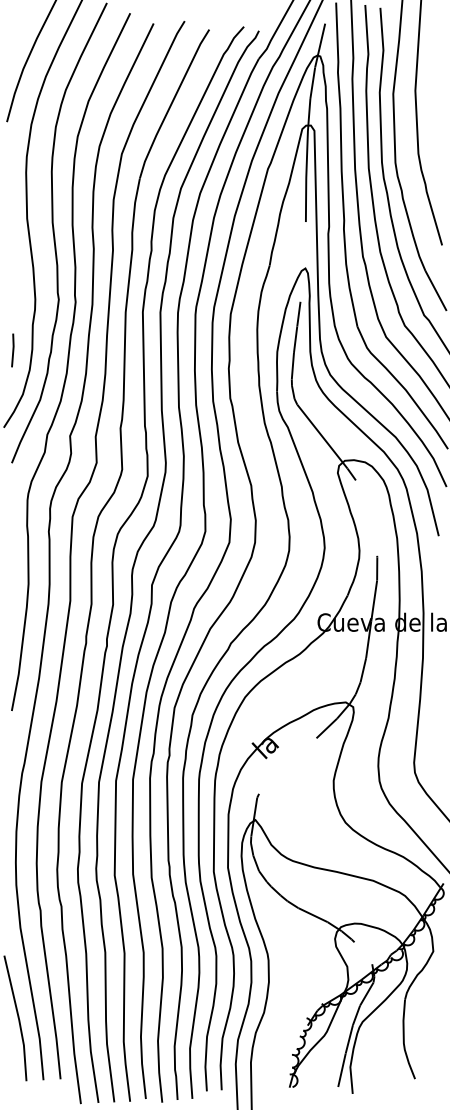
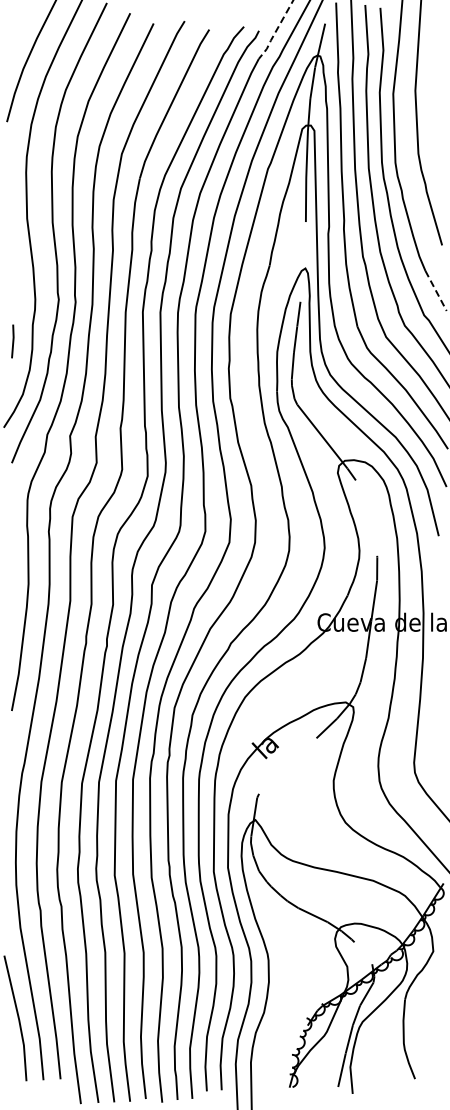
line: solid -> dashed (275, 31)
line: solid -> dashed (436, 290)
line position: (12, 350) -> (12, 341) (12, 341)
